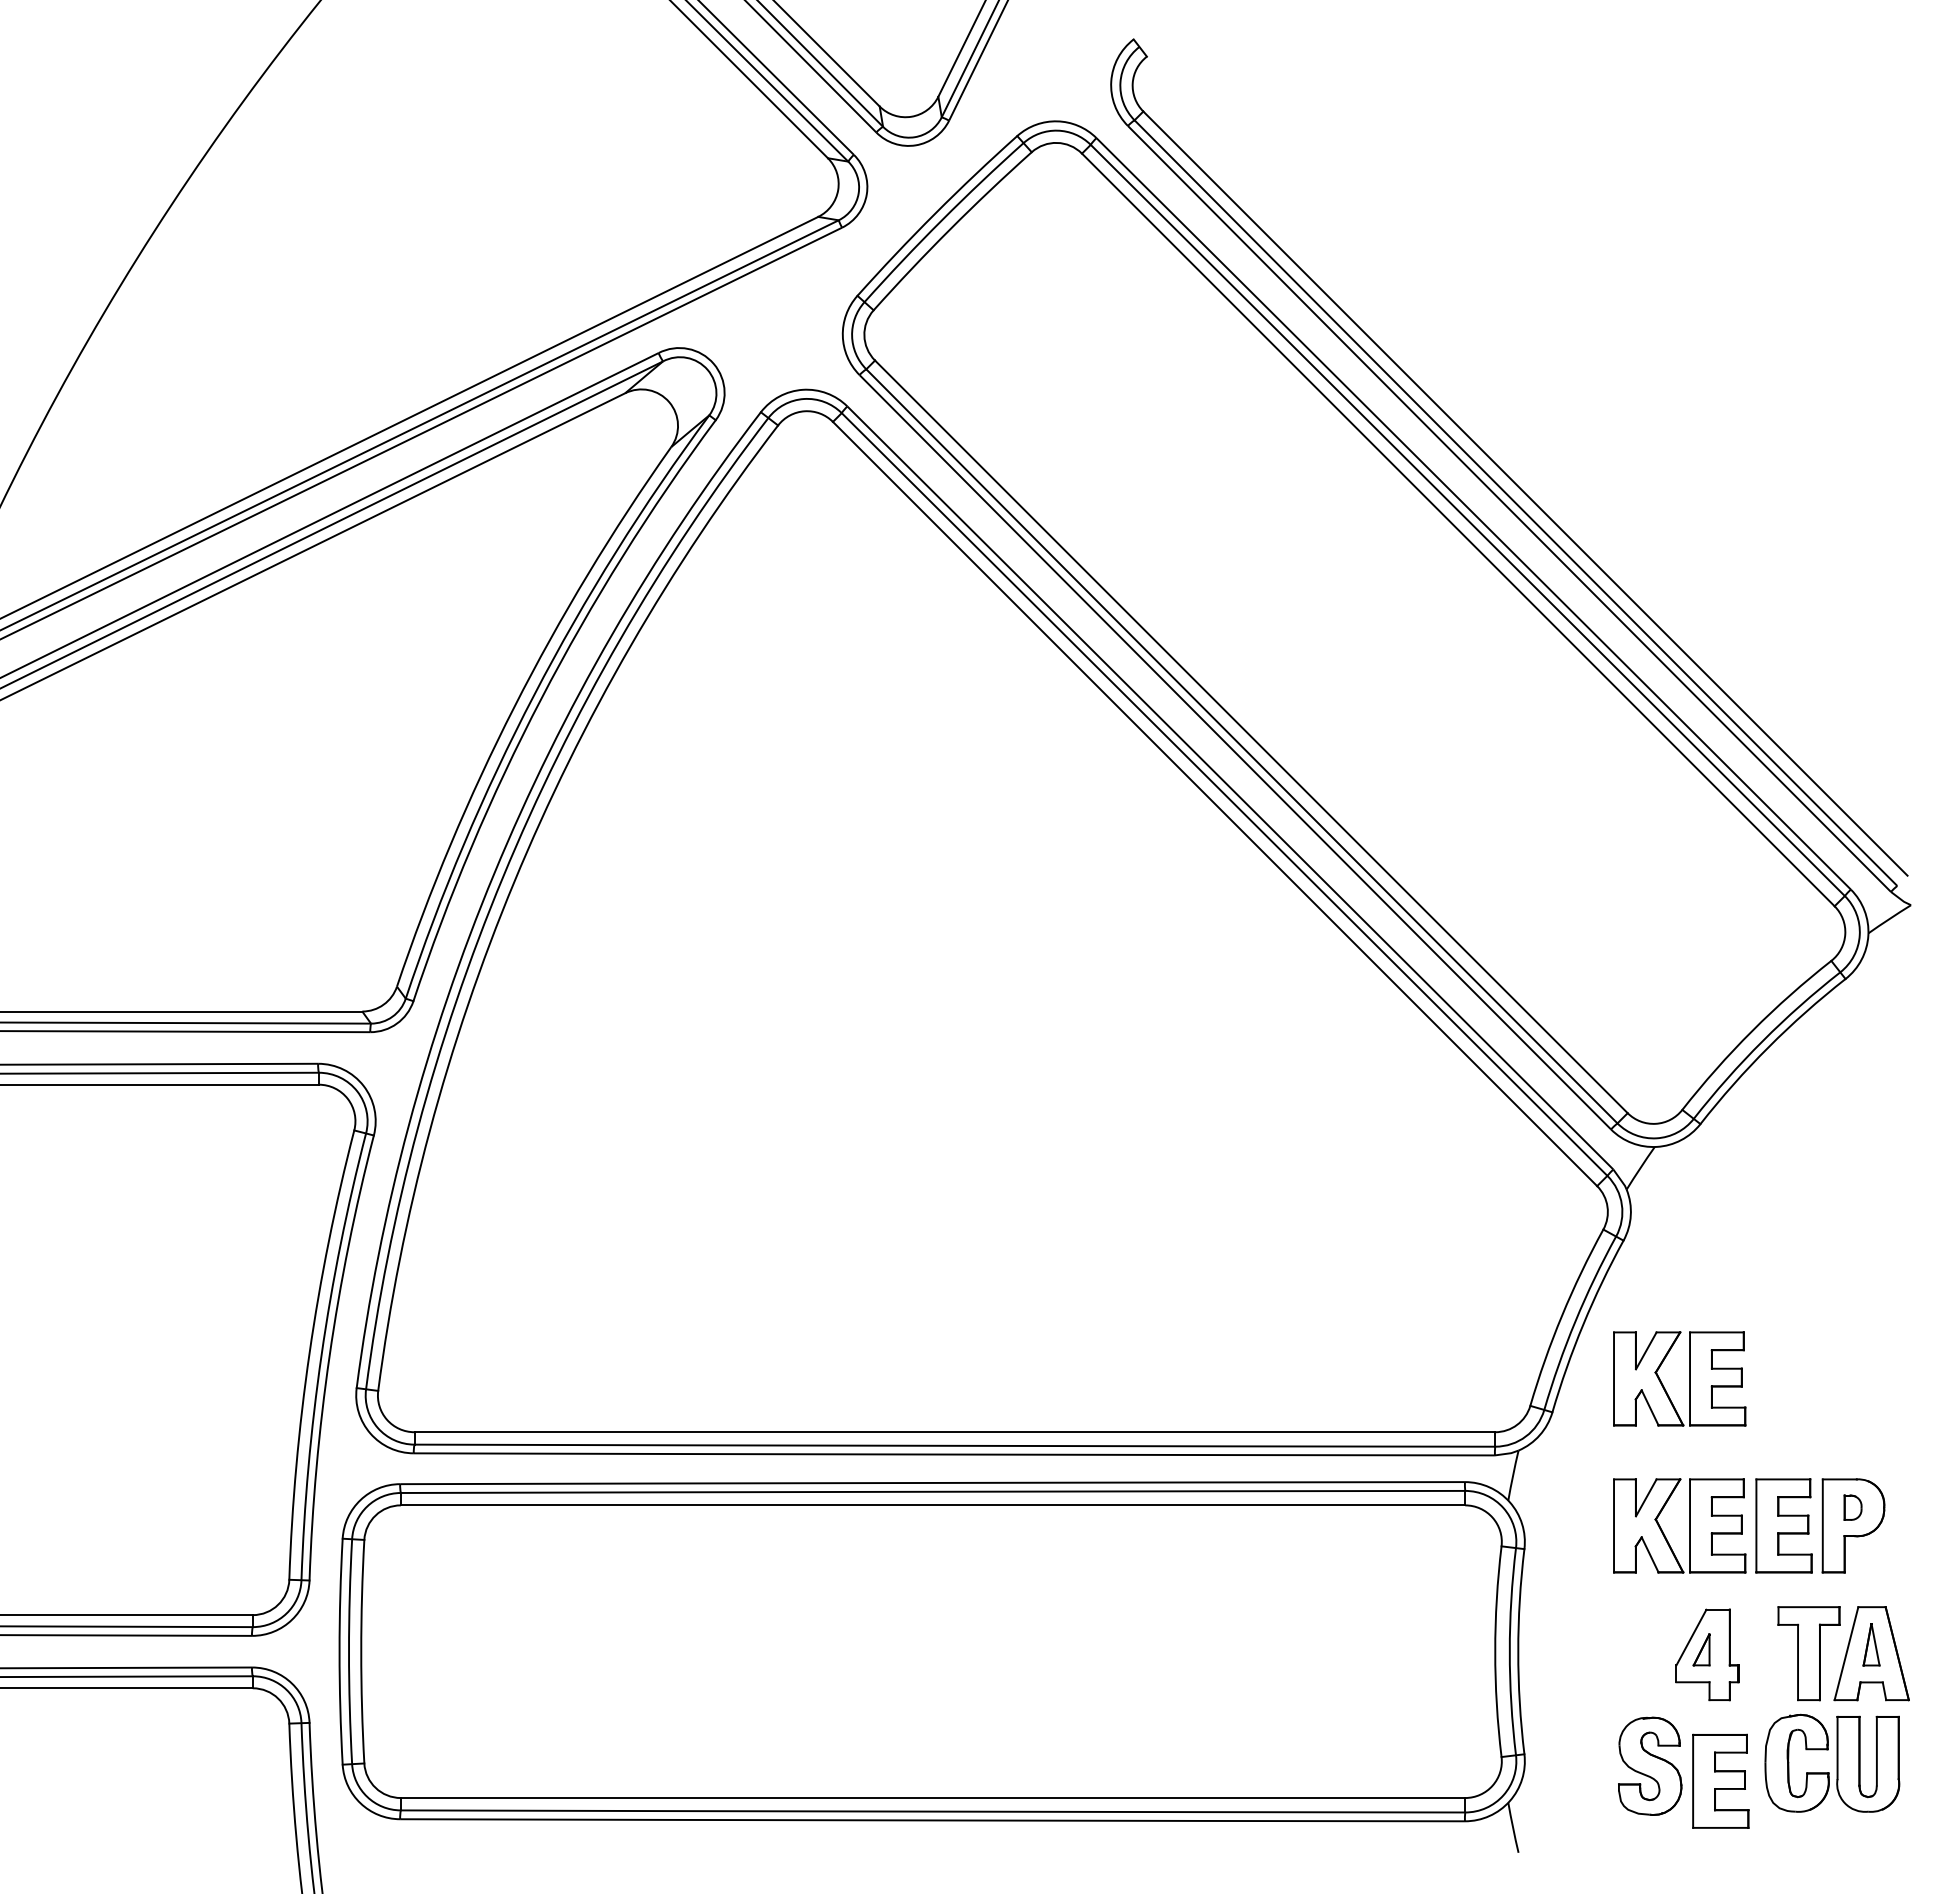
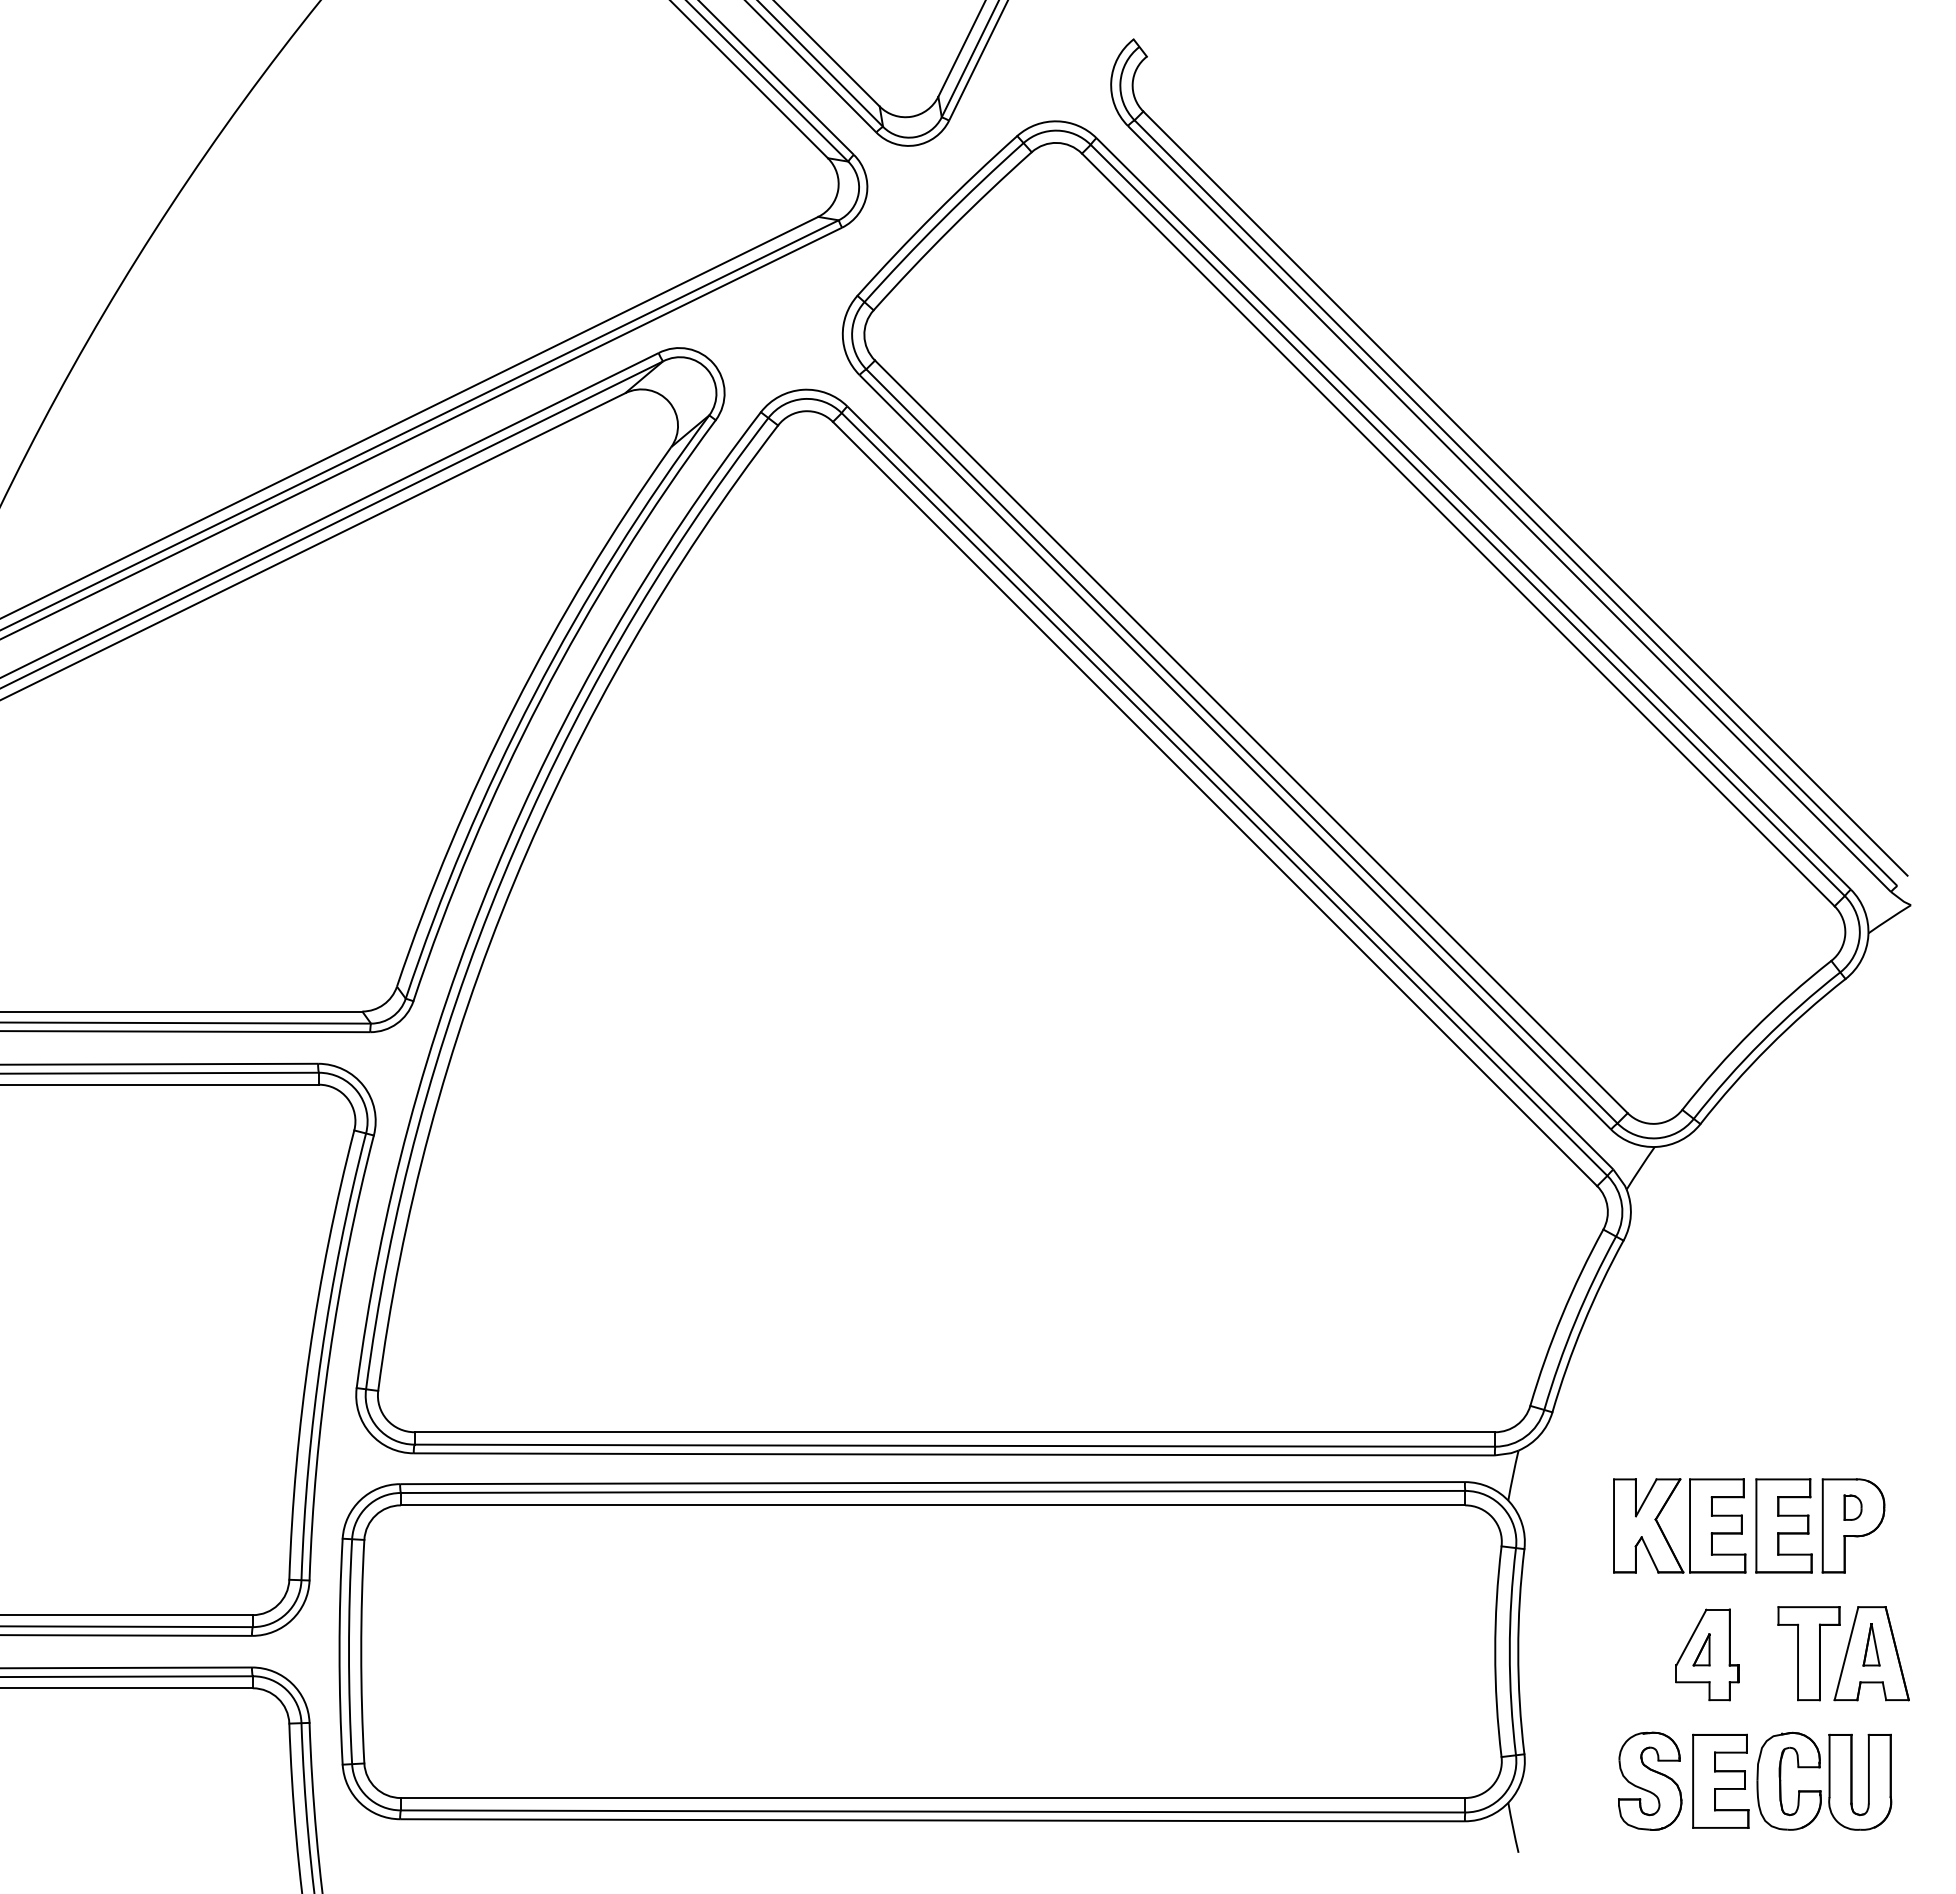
part: present -> none (1689, 1378)
part position: (1832, 1762) -> (1824, 1780) (1824, 1780)
part position: (1650, 1765) -> (1650, 1780) (1650, 1780)
